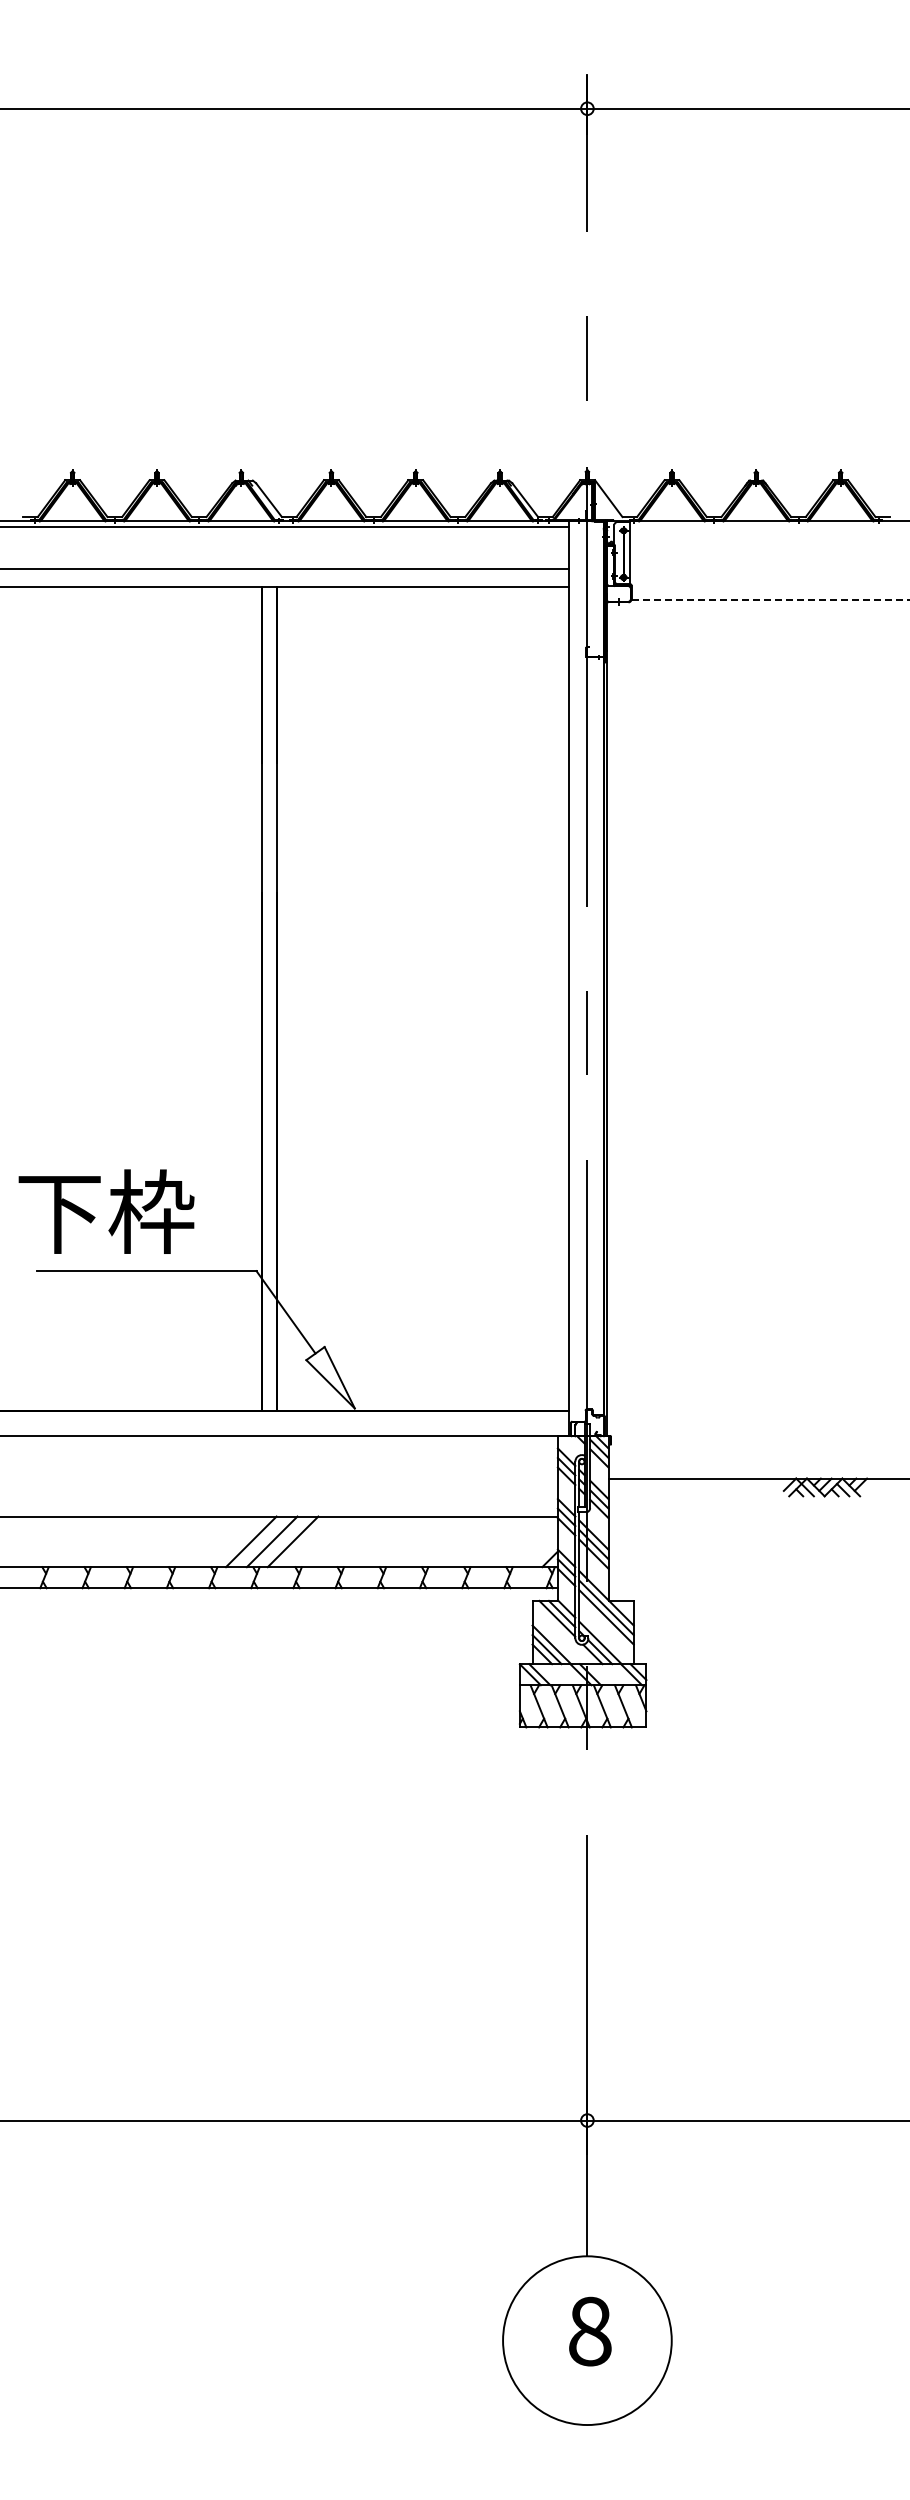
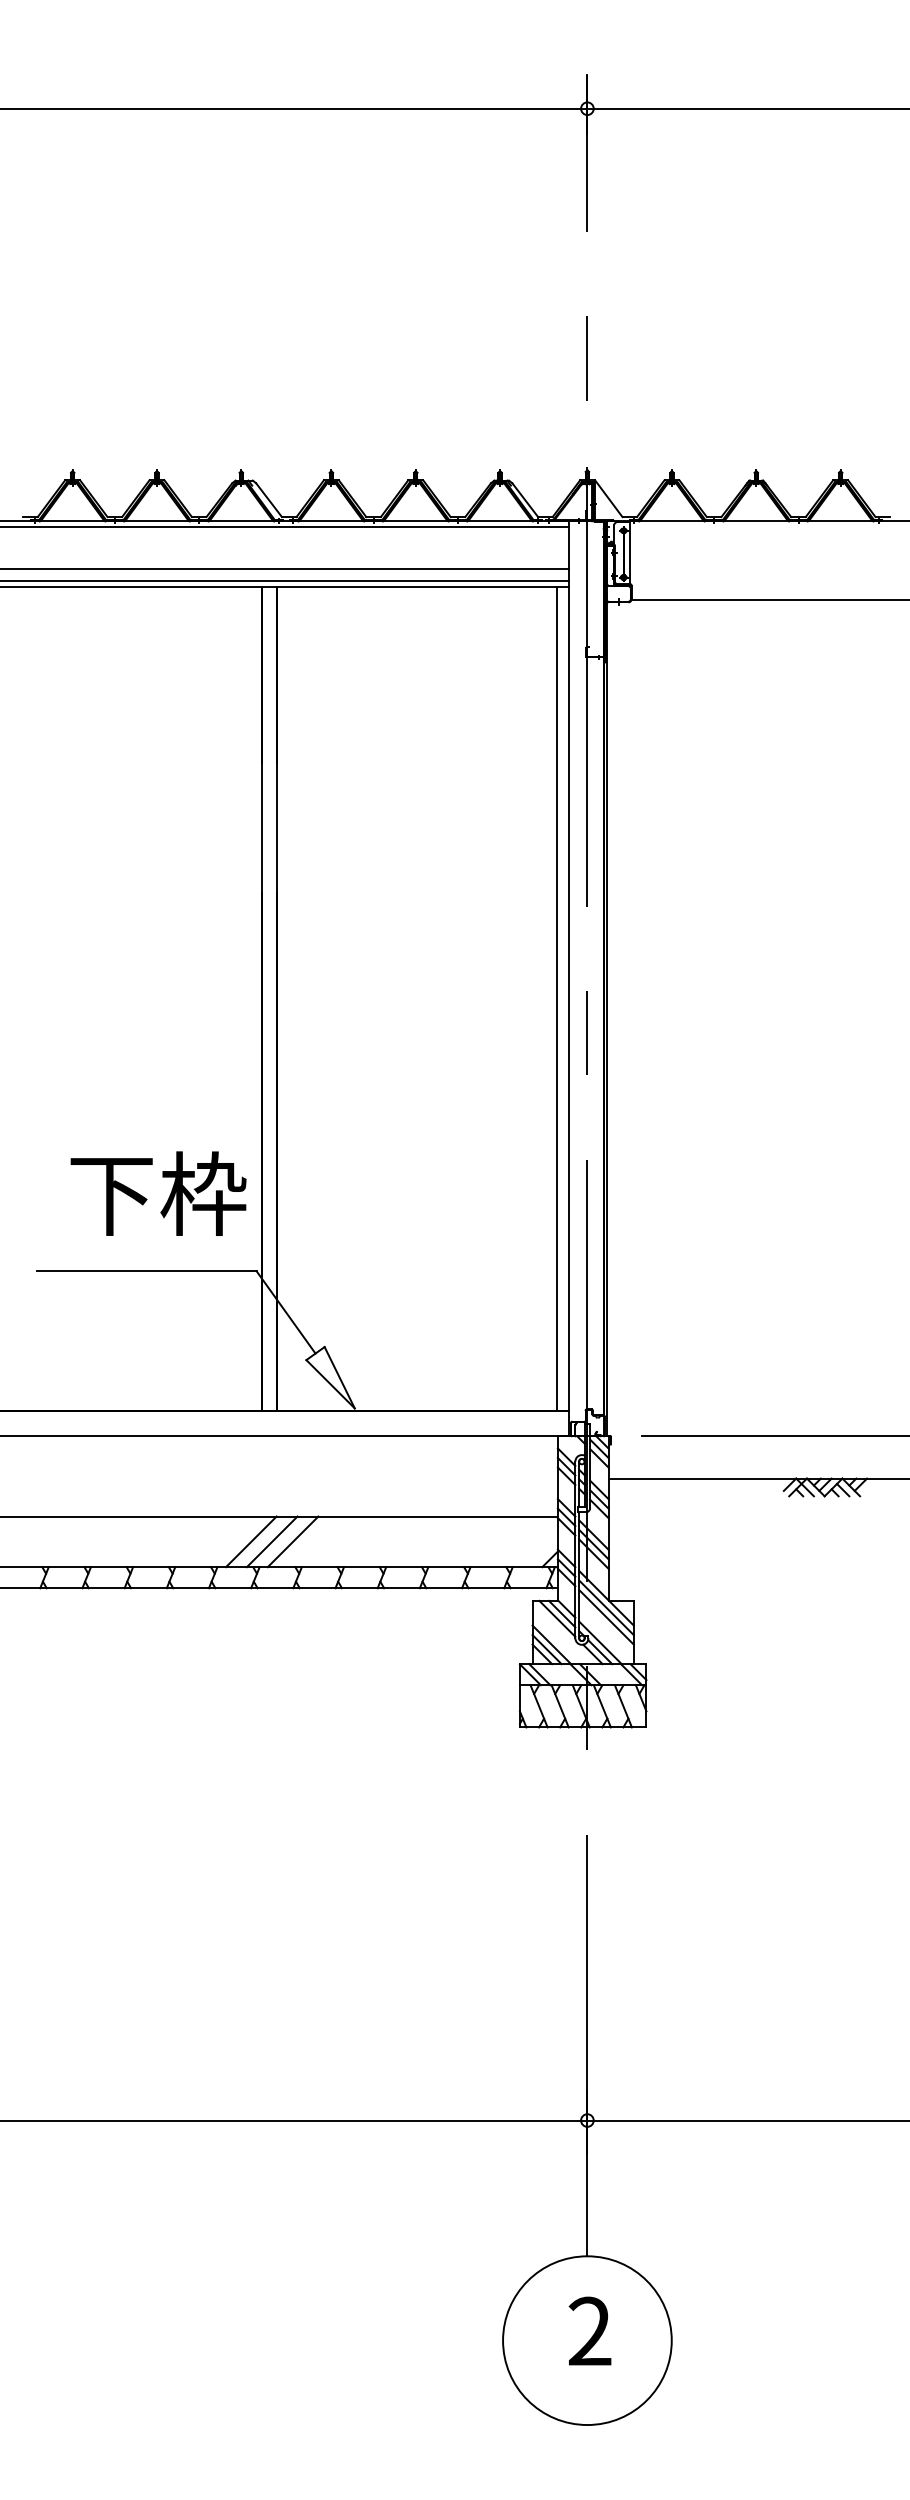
line: none -> present (285, 580)
line: dashed -> solid (770, 600)
line: none -> present (556, 999)
text position: (106, 1211) -> (158, 1193) (158, 1193)
line: none -> present (774, 1436)
text: 8 -> 2 (589, 2331)
